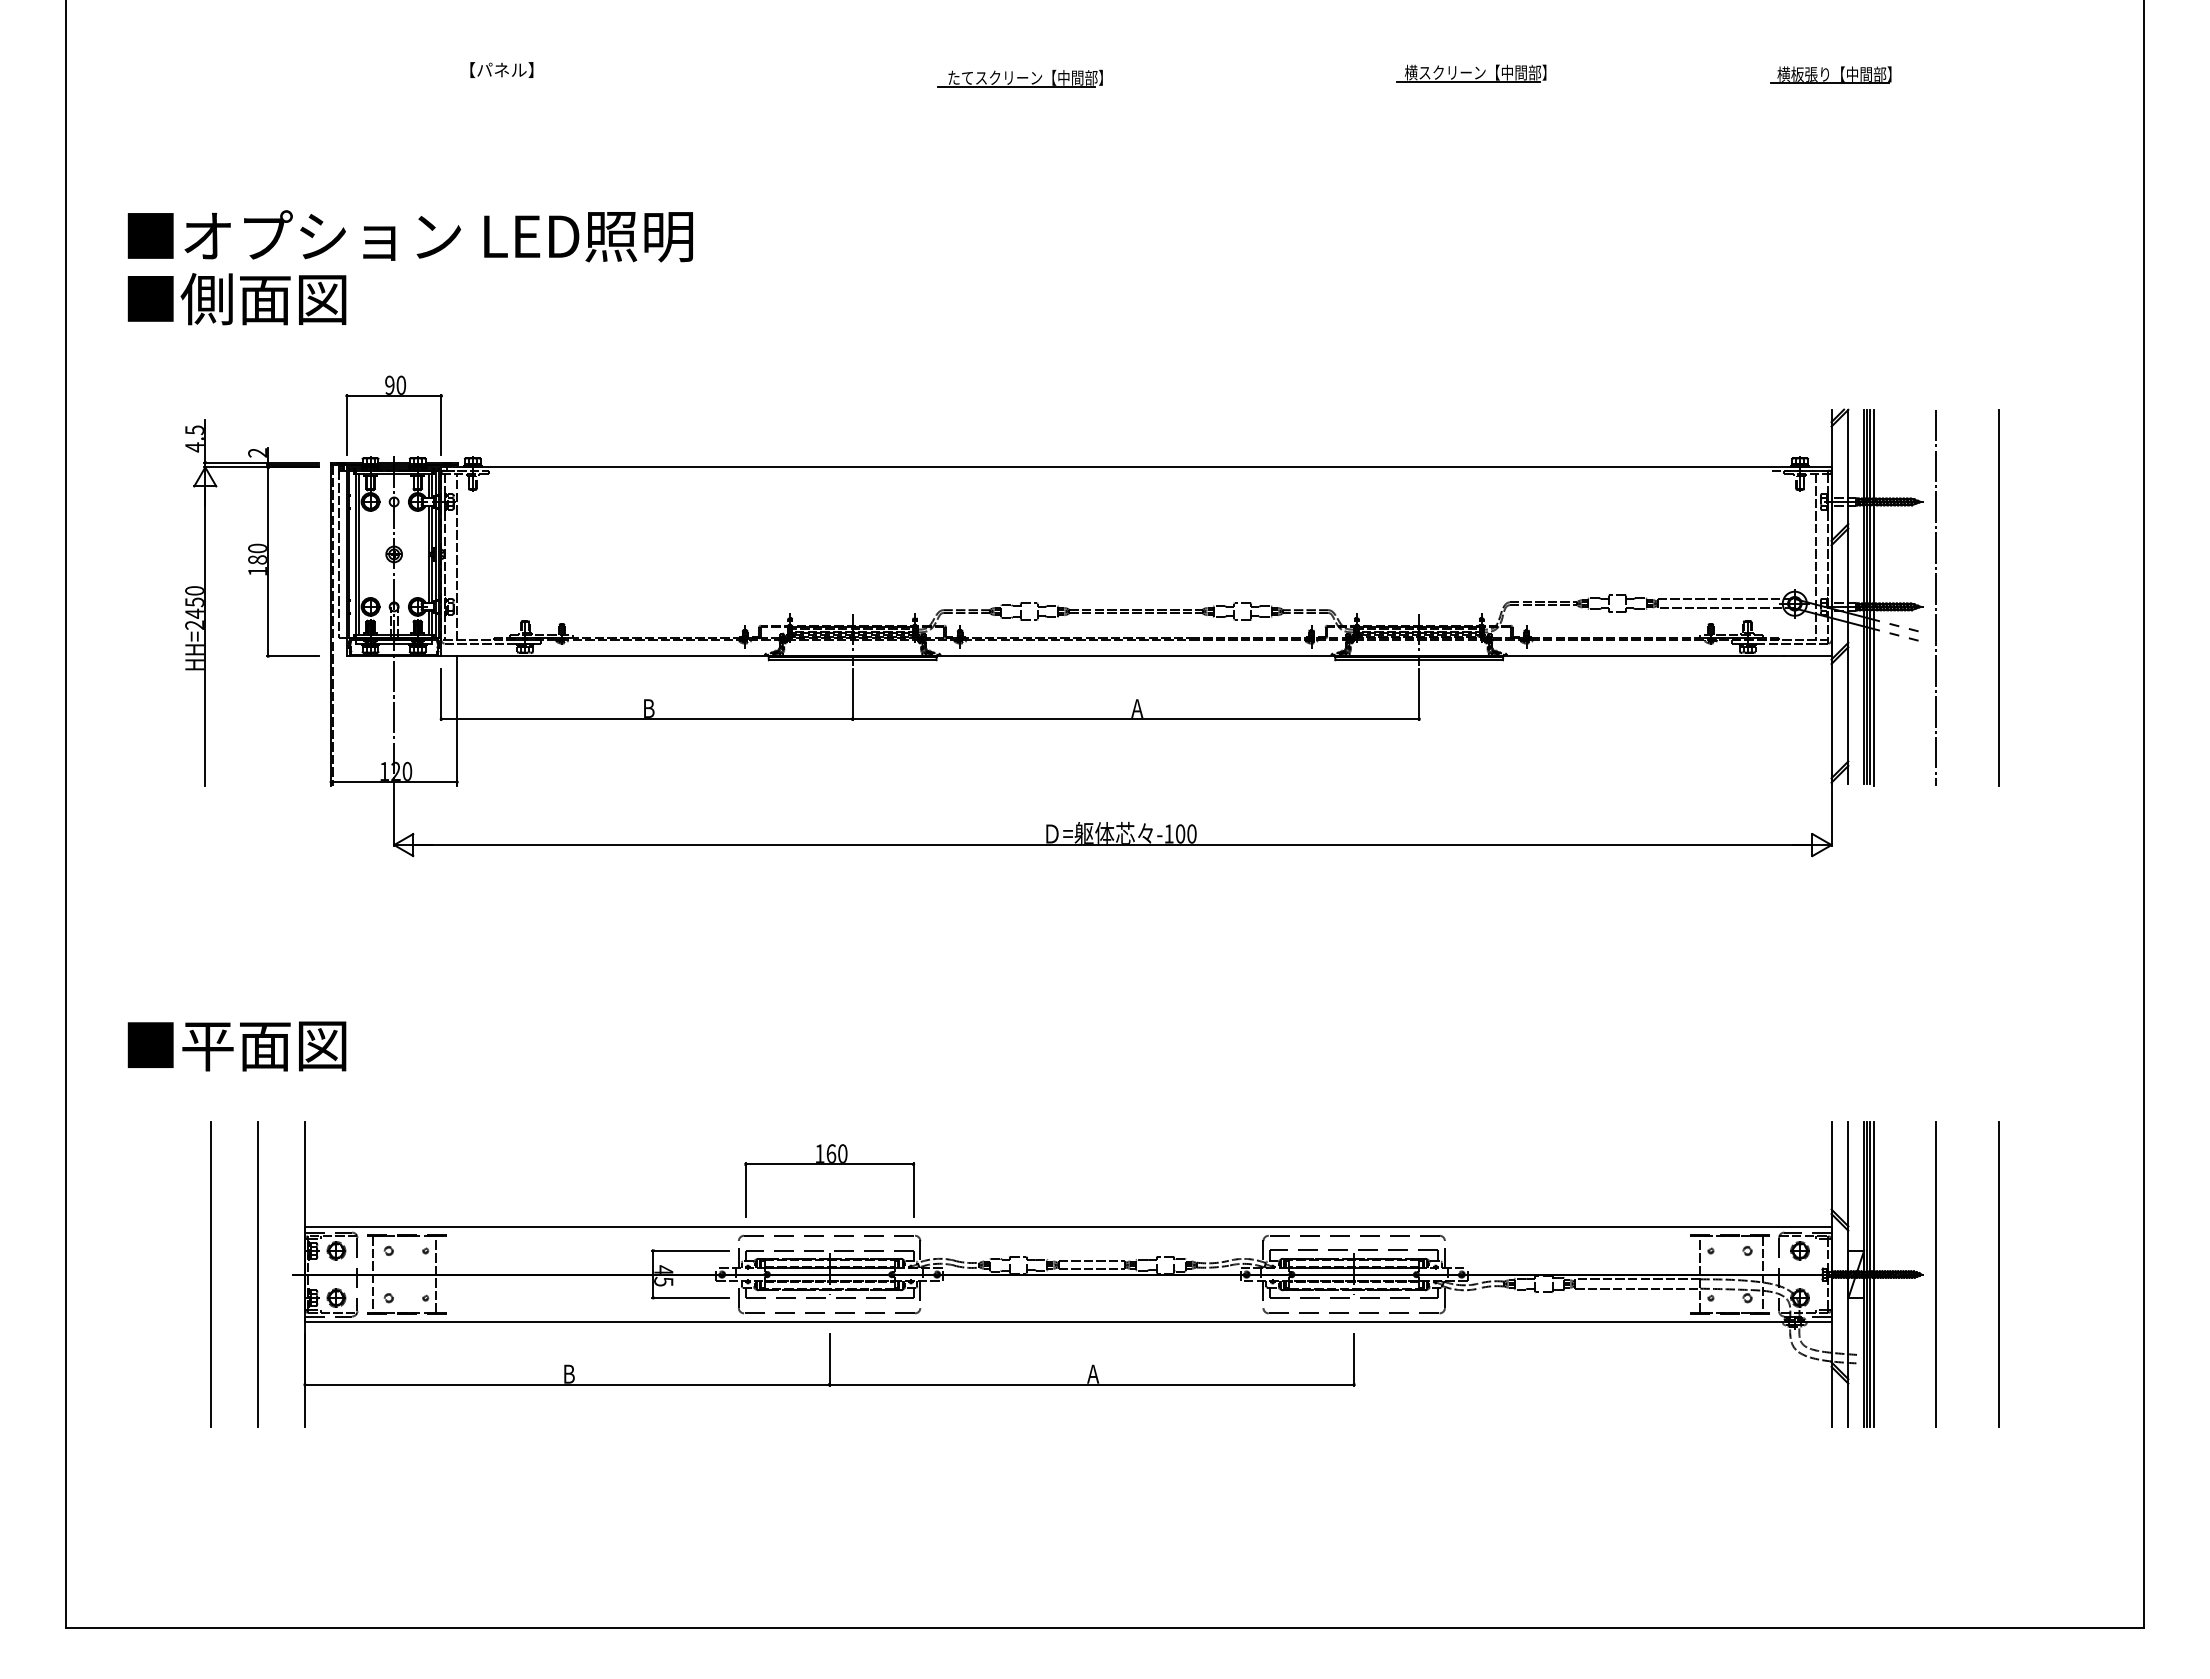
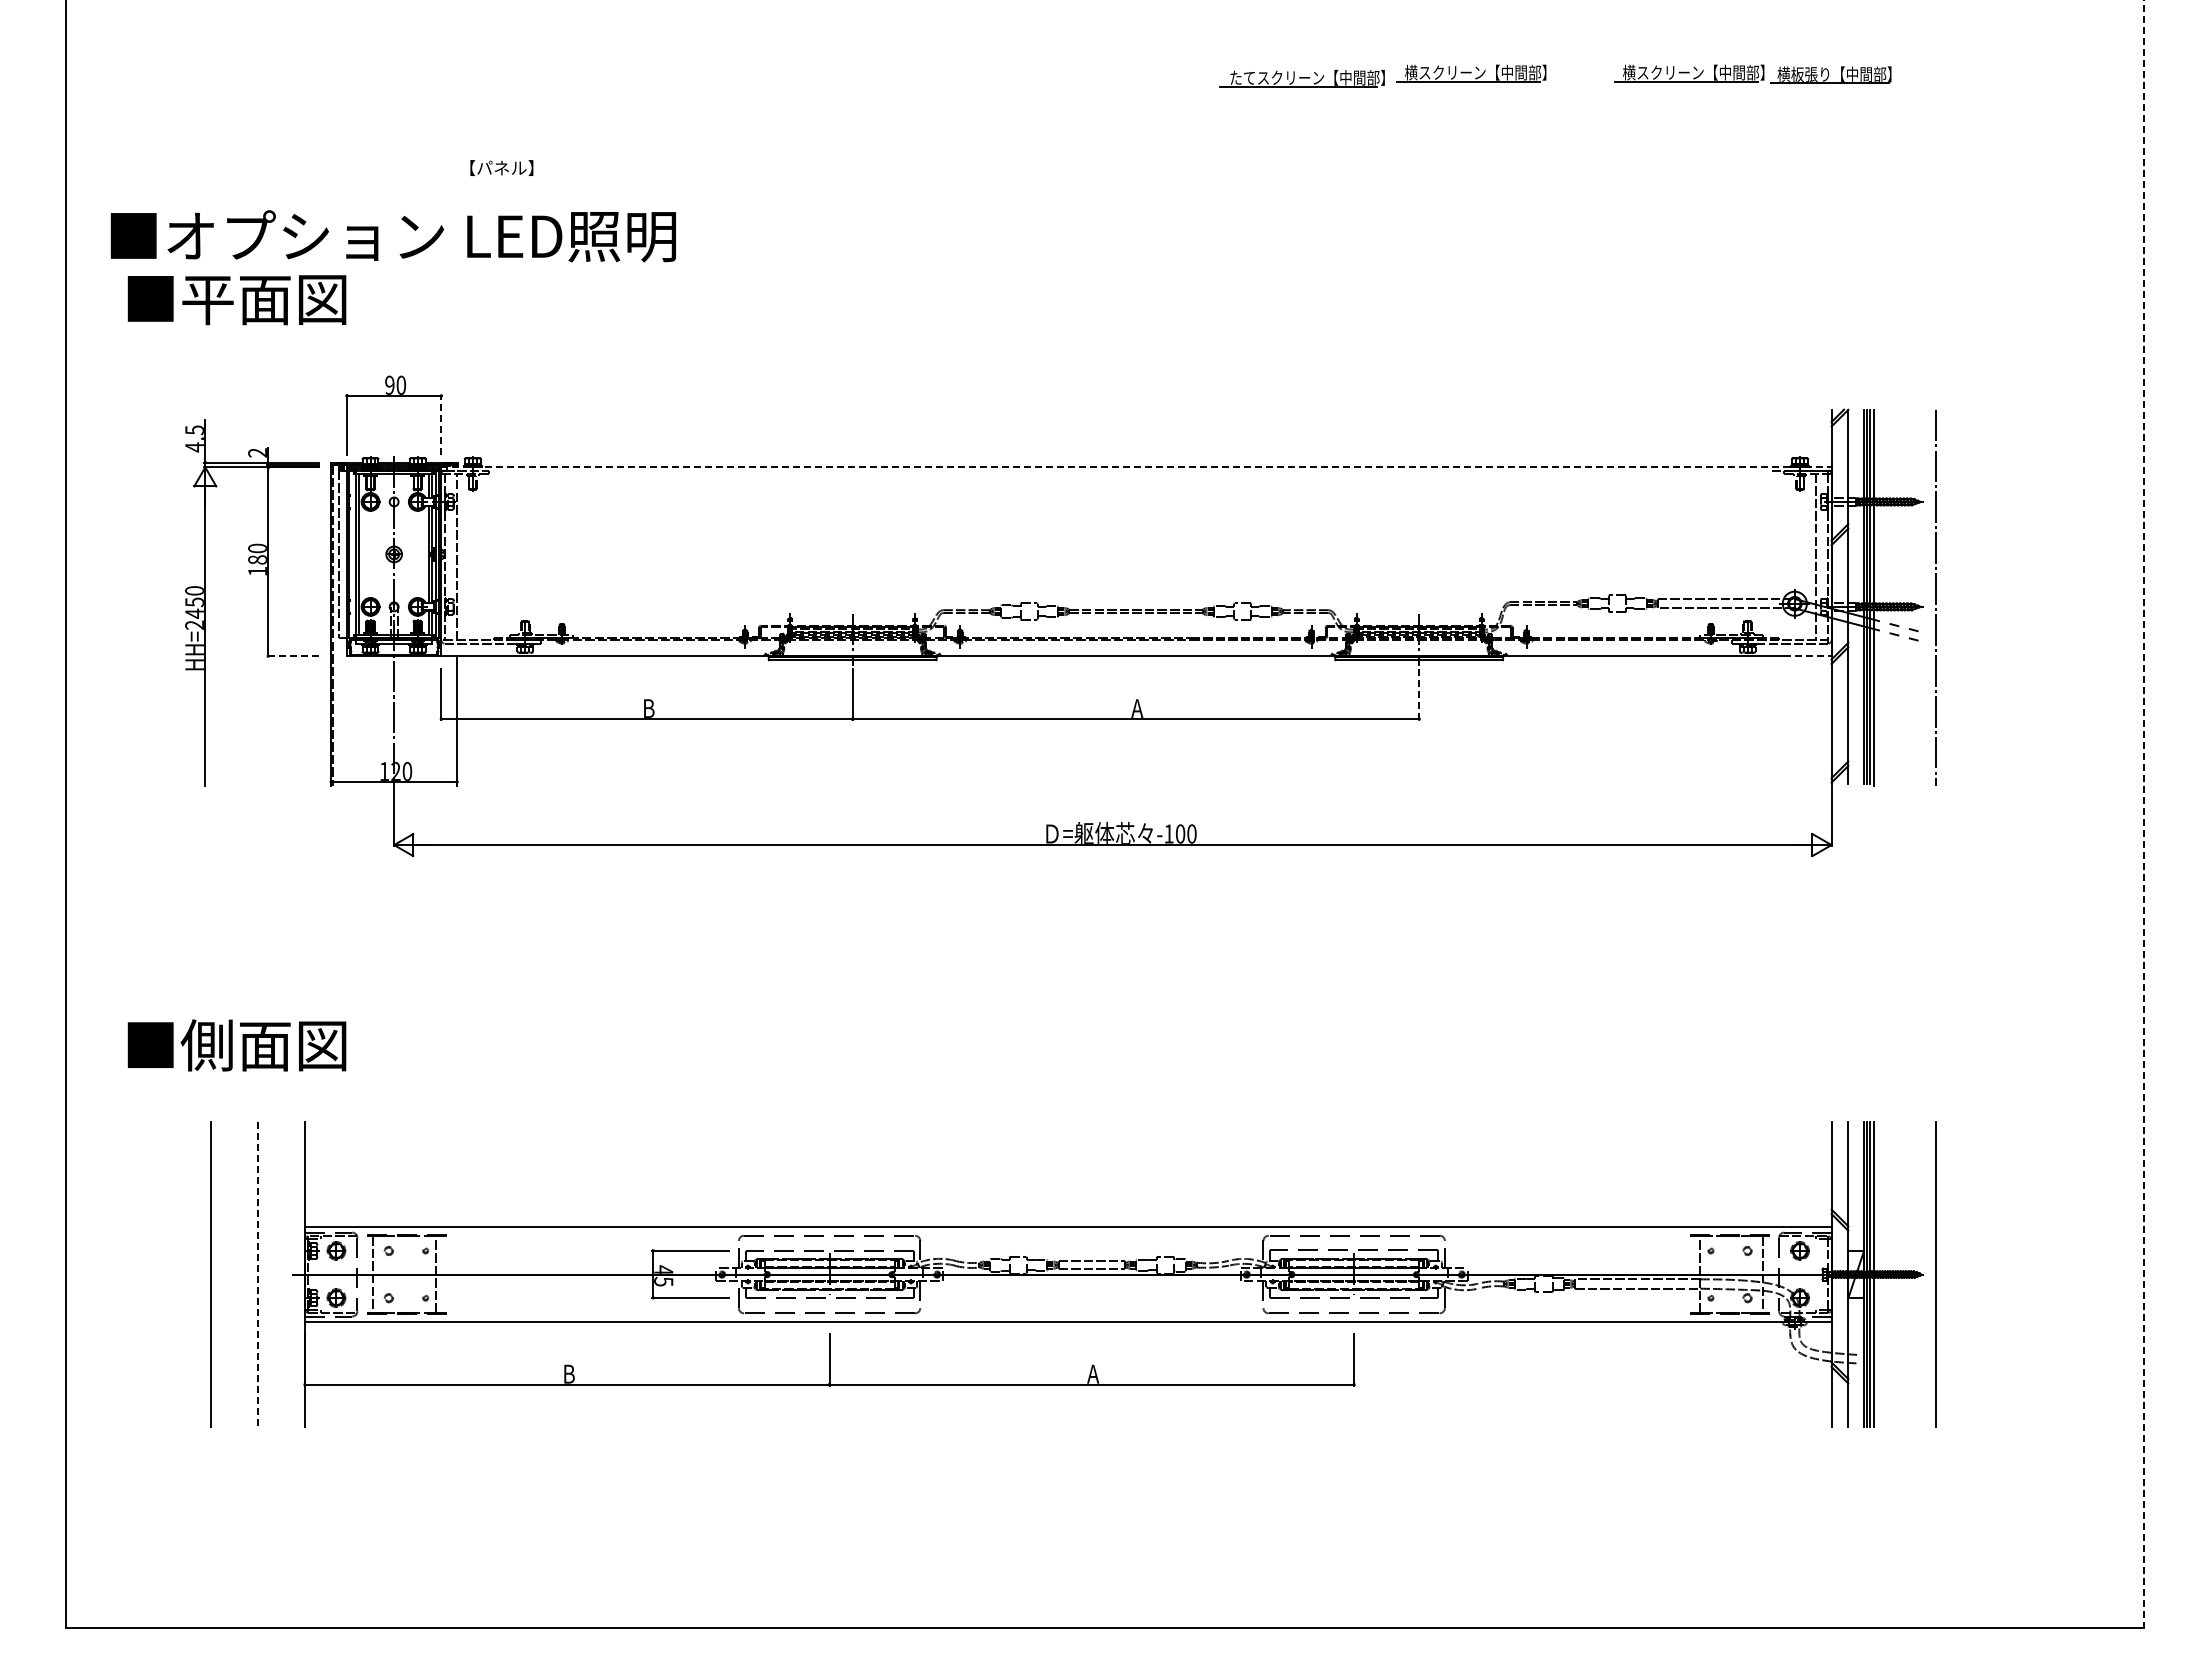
text position: (501, 69) -> (501, 167) (501, 167)
part: none -> present (1689, 73)
part position: (1019, 78) -> (1301, 78) (1301, 78)
text position: (409, 236) -> (392, 236) (392, 236)
text: ■側面図 -> ■平面図 (206, 299)
line: solid -> dashed (441, 424)
line: solid -> dashed (1136, 467)
line: present -> none (1999, 597)
line: solid -> dashed (292, 656)
line: solid -> dashed (1807, 656)
line: solid -> dashed (1419, 694)
line: solid -> dashed (2143, 814)
text: ■平面図 -> ■側面図 (206, 1045)
part: present -> none (829, 1164)
line: present -> none (1999, 1274)
line: solid -> dashed (257, 1275)
